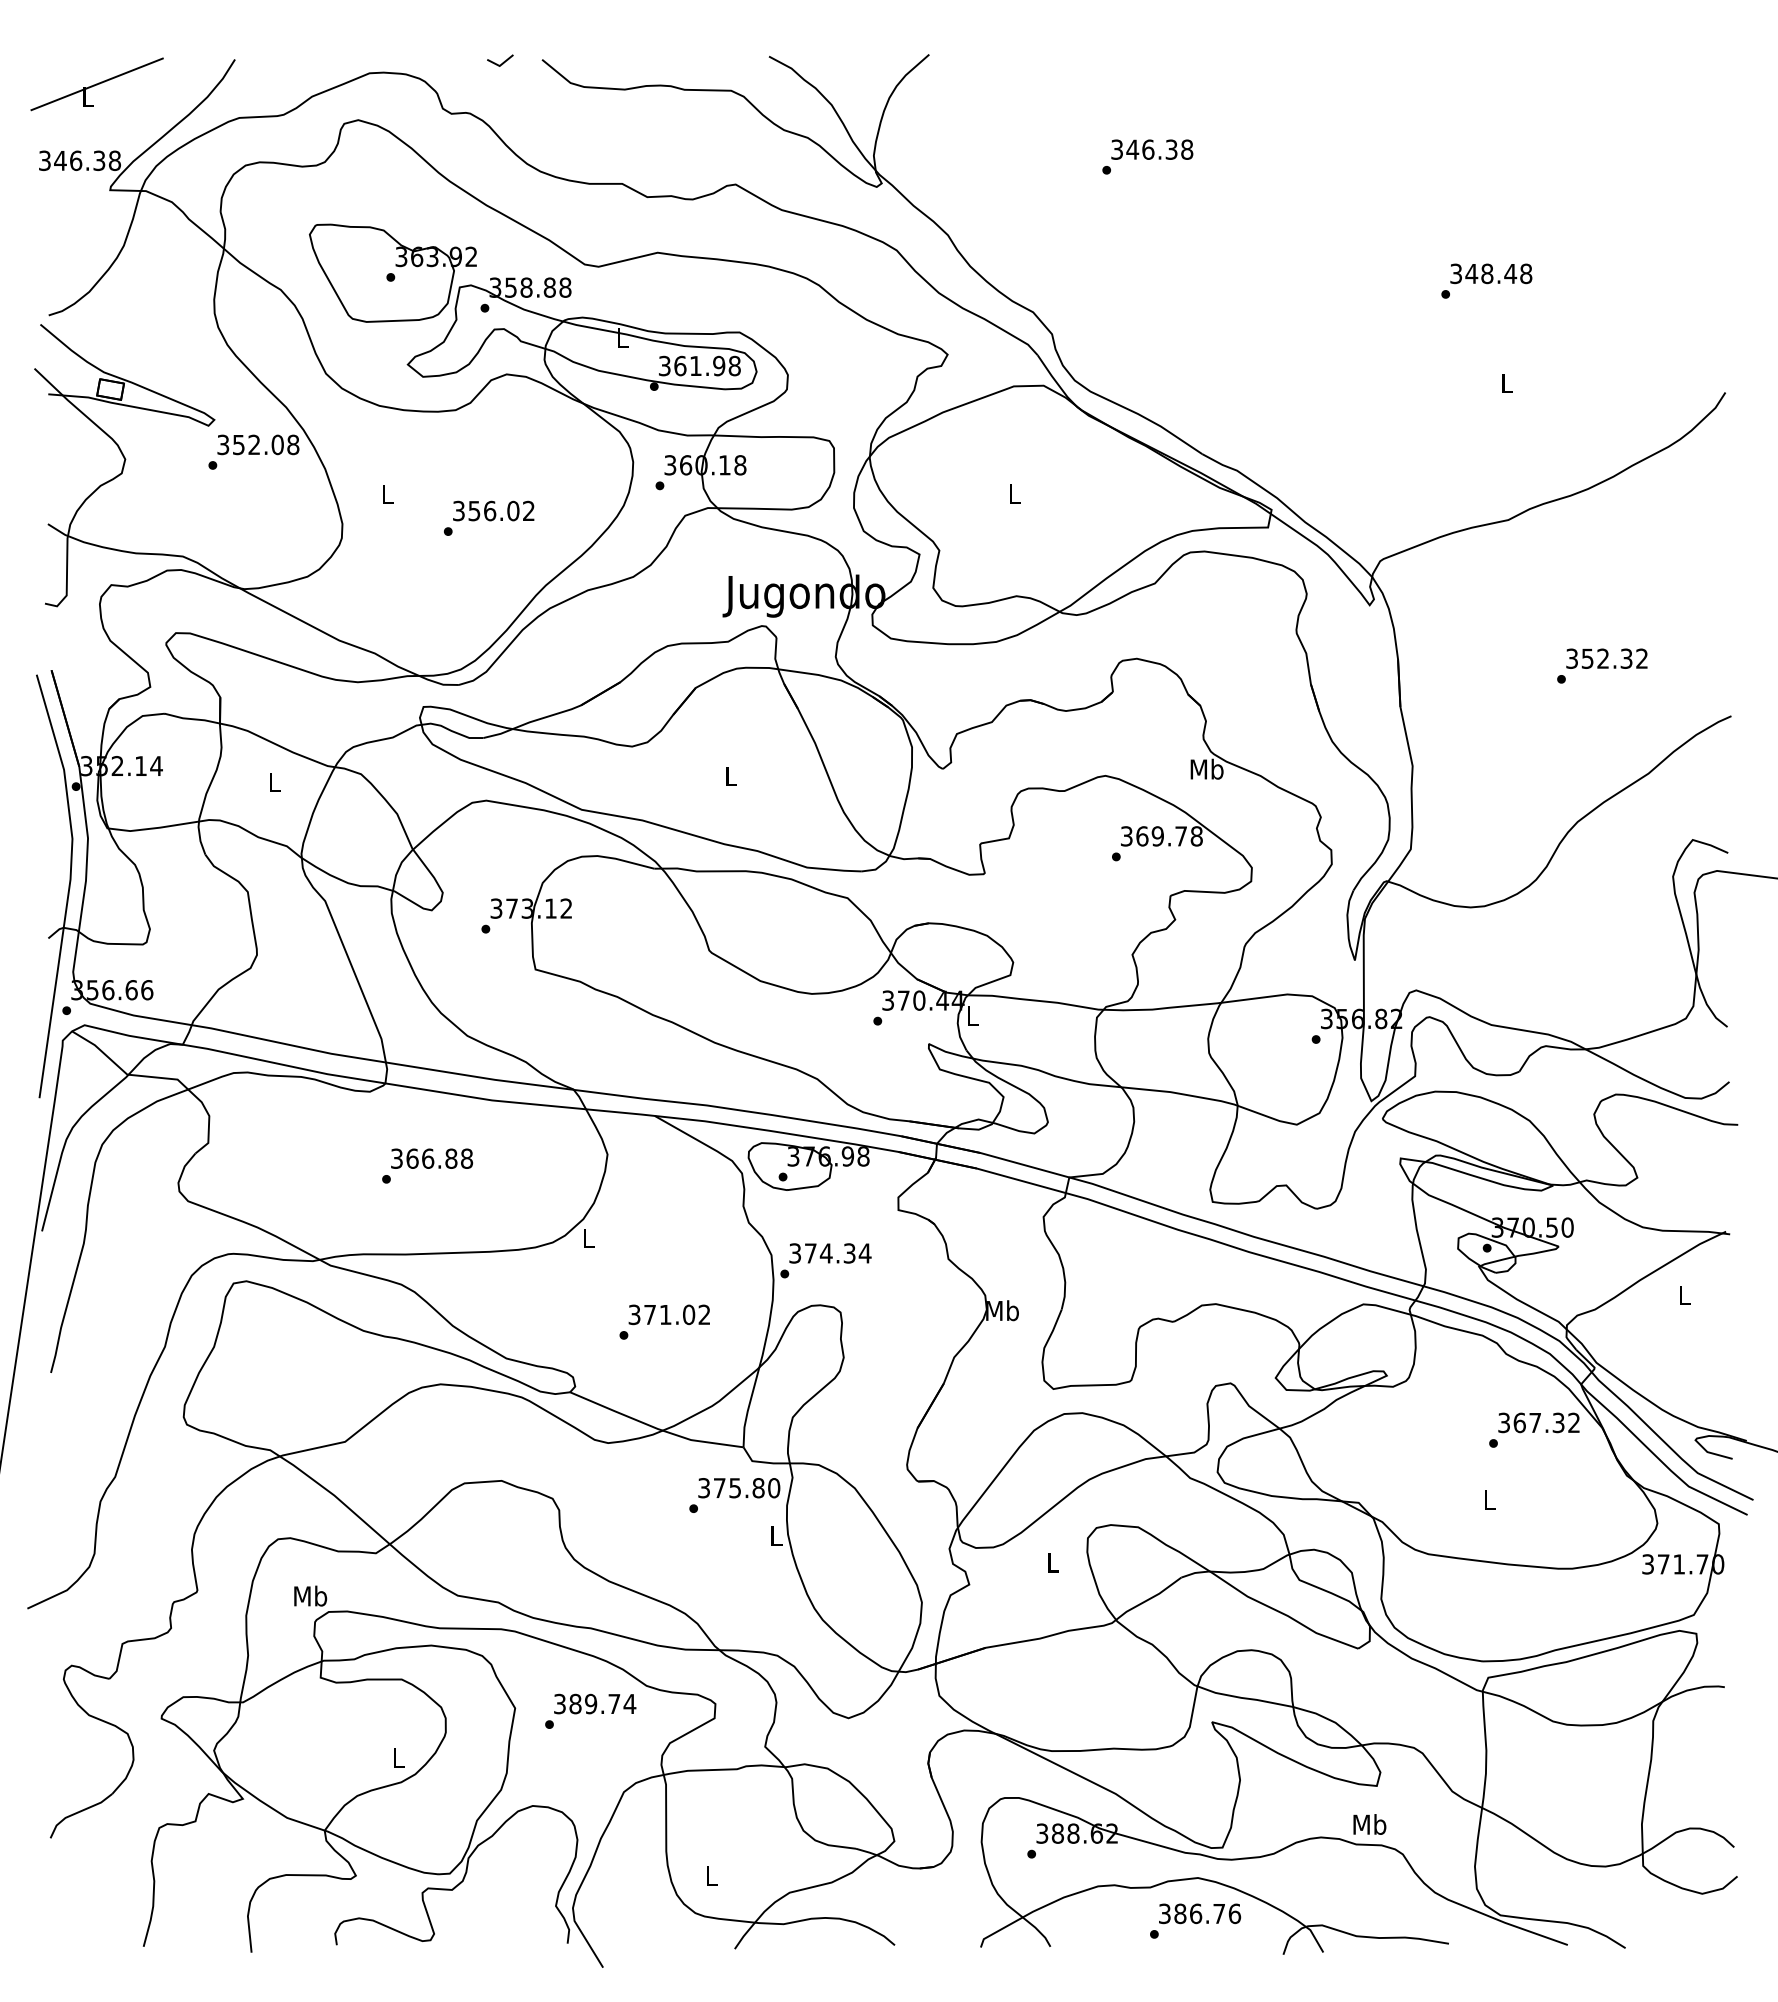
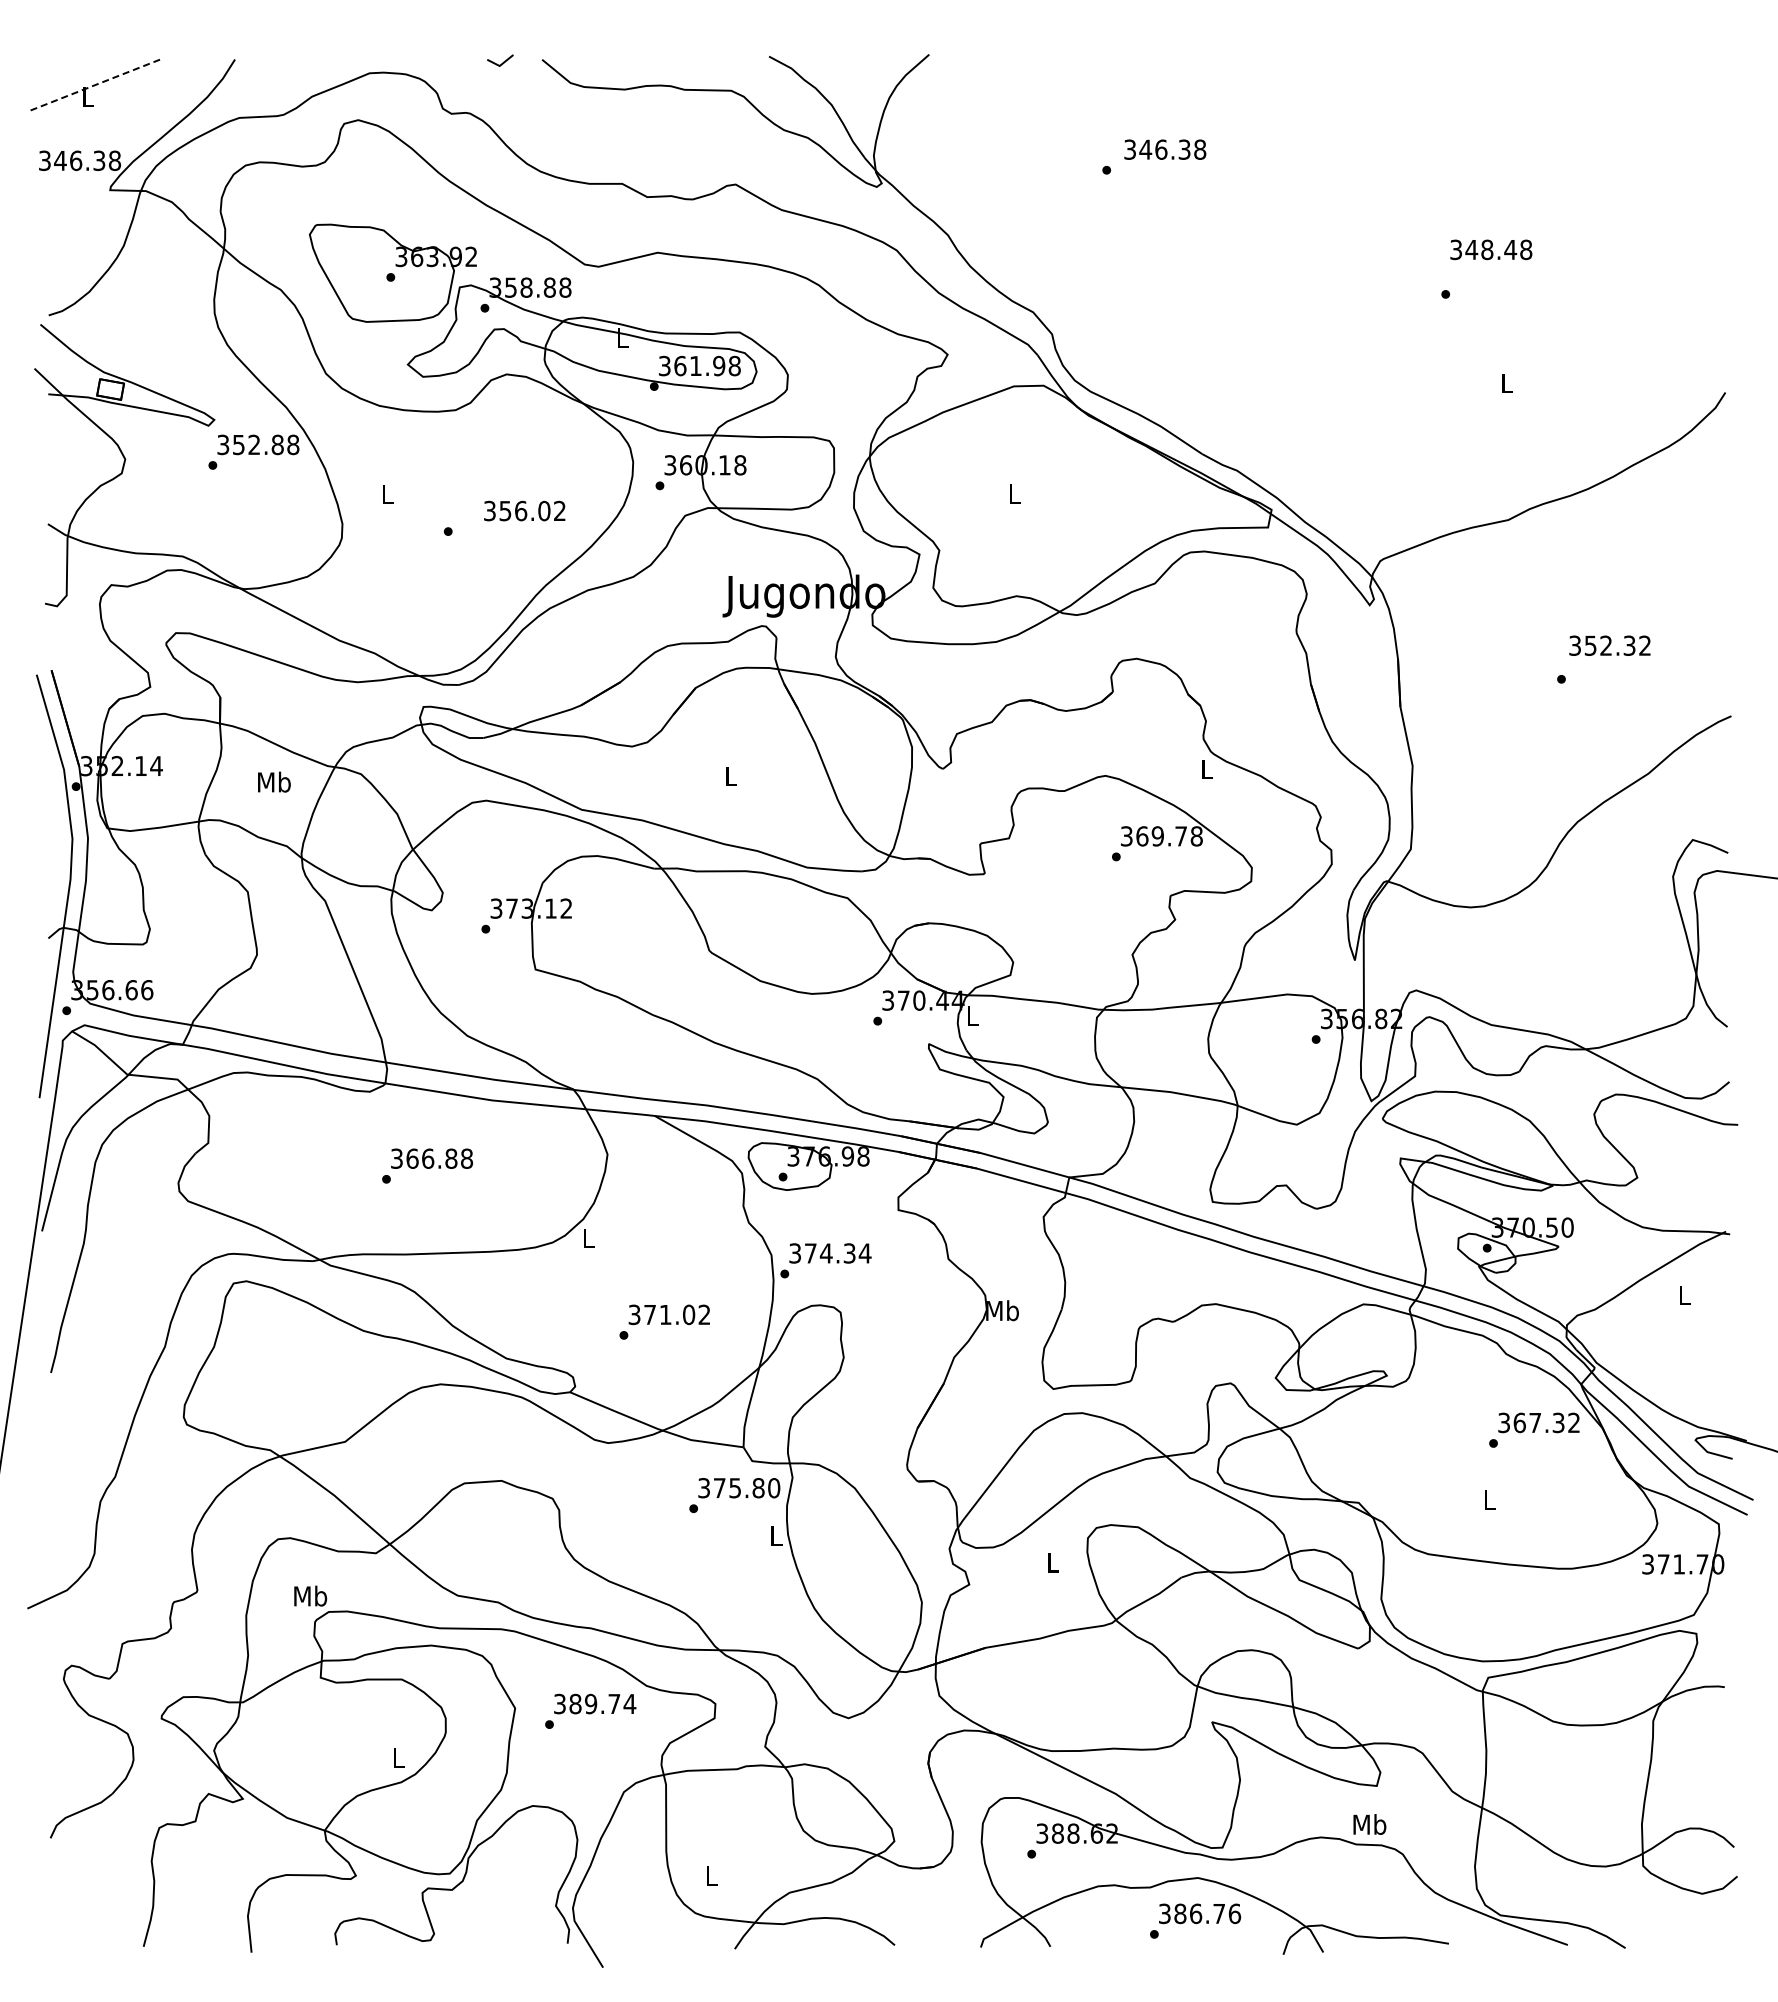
line: solid -> dashed (97, 84)
text position: (1152, 149) -> (1165, 149) (1165, 149)
text position: (1491, 273) -> (1491, 249) (1491, 249)
text: 352.08 -> 352.88 (277, 444)
text position: (493, 510) -> (524, 510) (524, 510)
text position: (1606, 658) -> (1609, 645) (1609, 645)
text: Mb -> L (1206, 768)
text: L -> Mb (274, 781)
